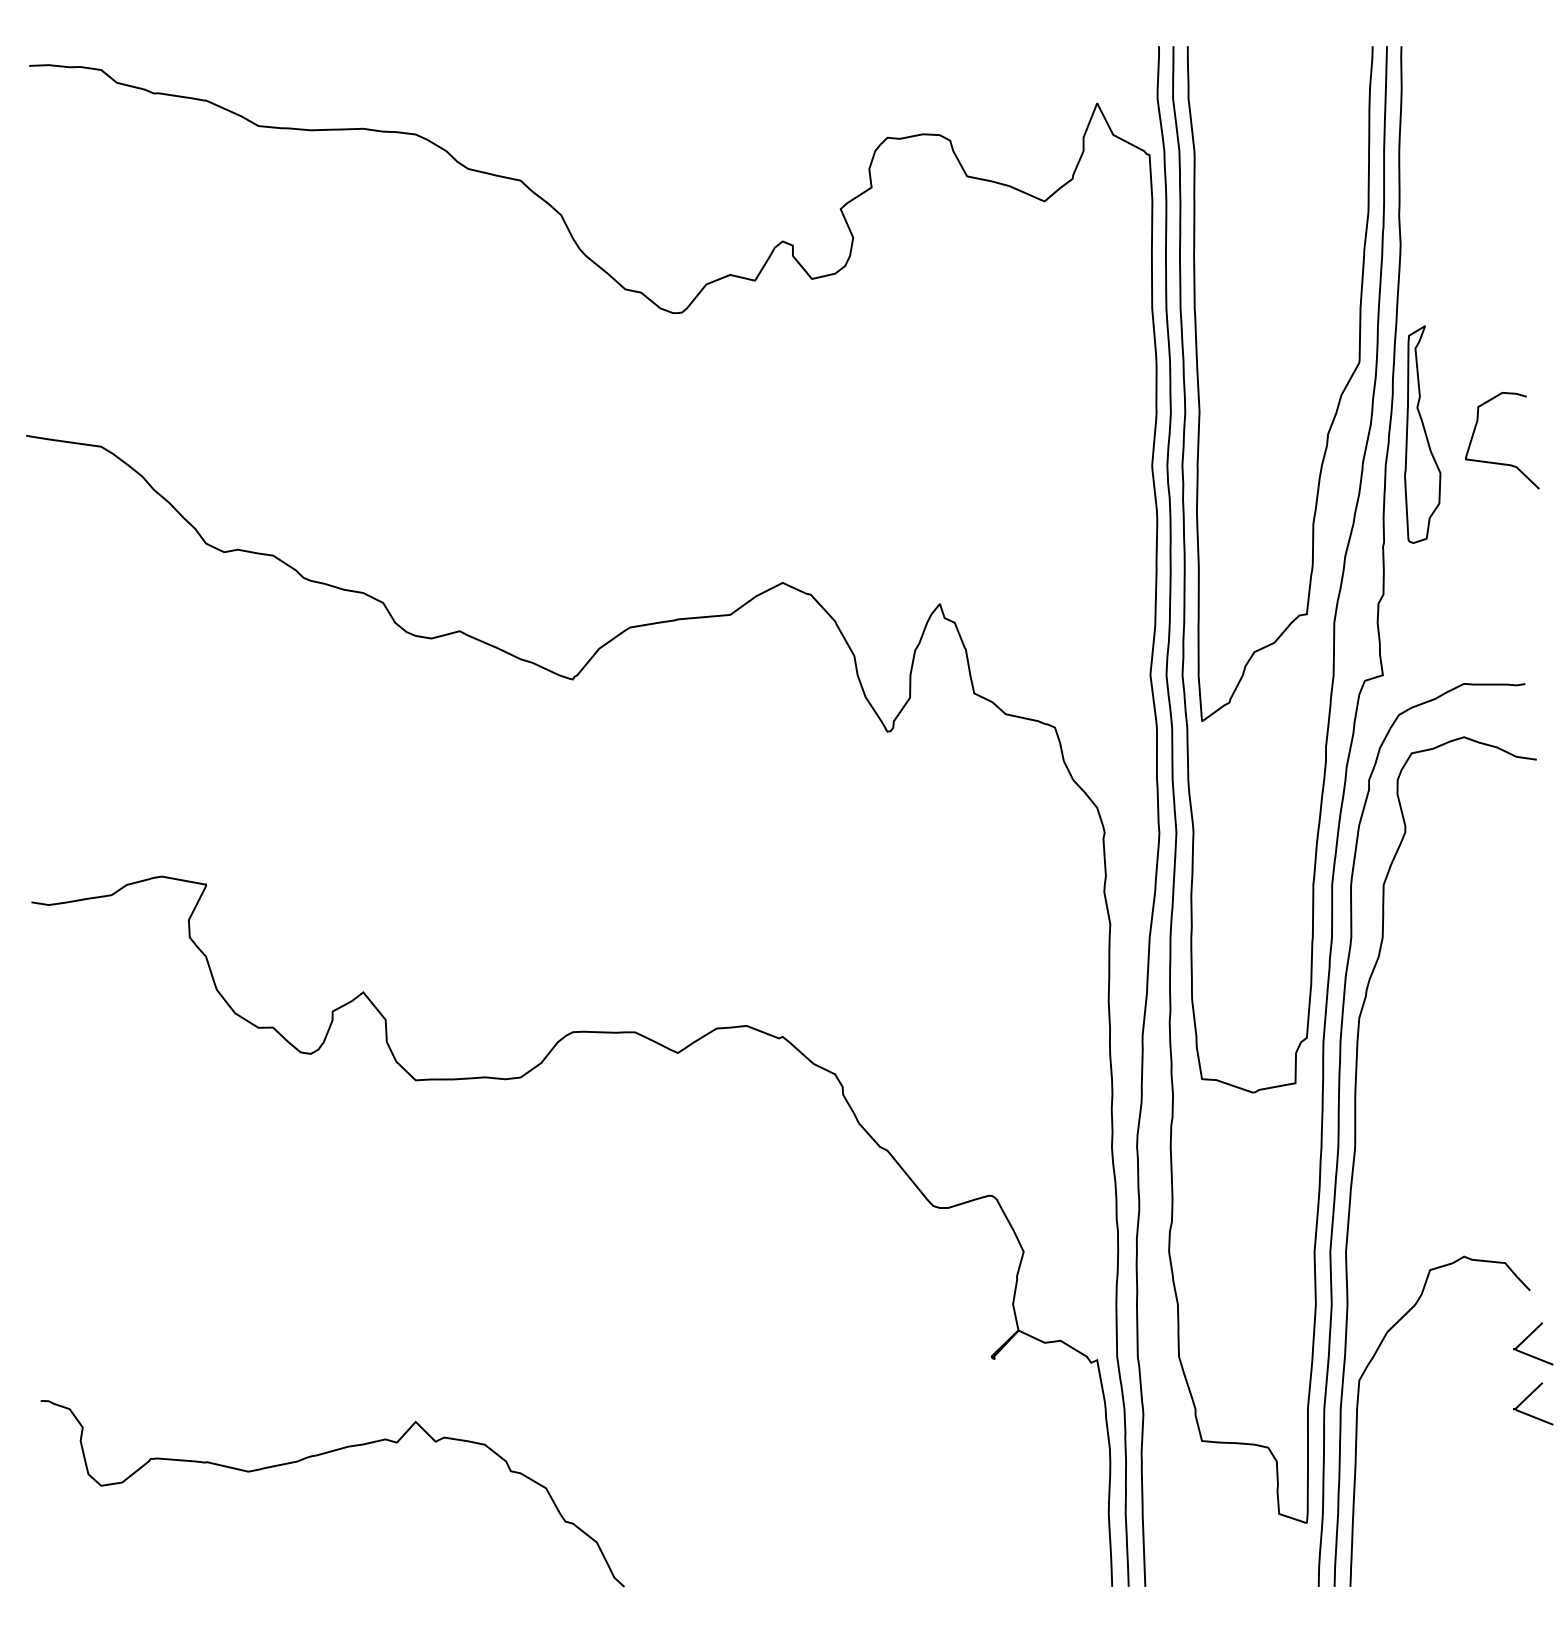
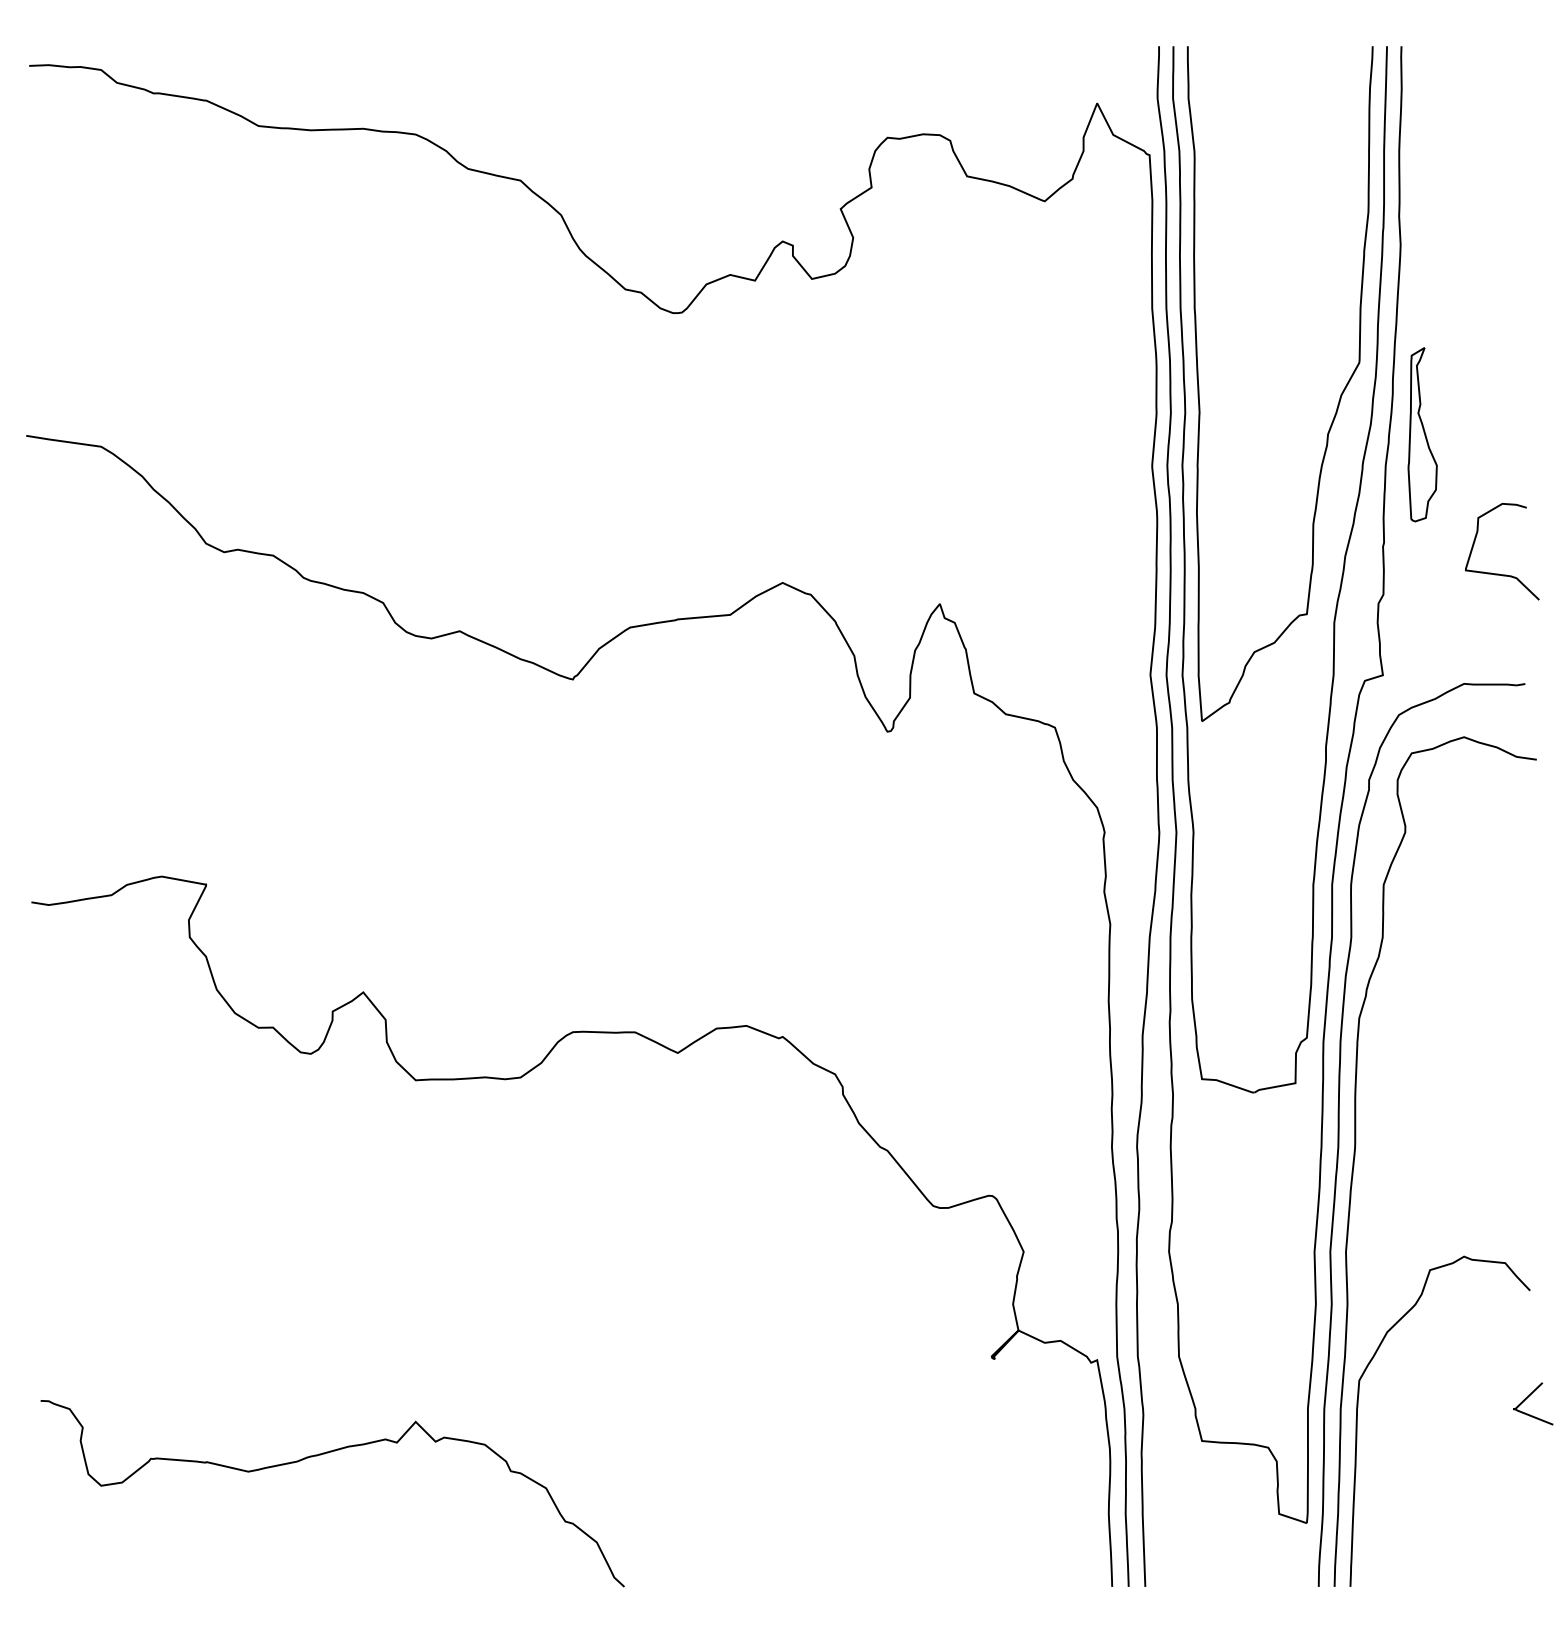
part size: 38x219 px -> 31x176 px (1422, 434)
curve position: (1499, 462) -> (1499, 573) (1499, 573)
curve: present -> none (1528, 1337)
